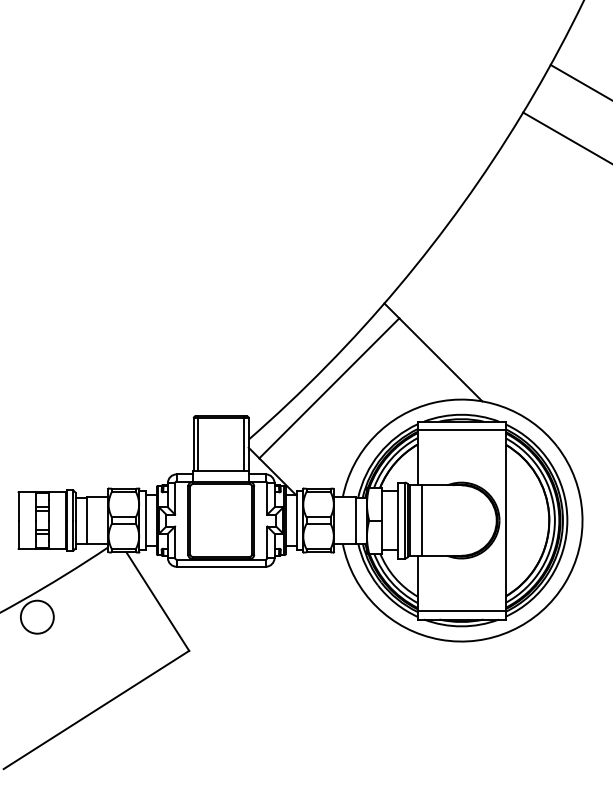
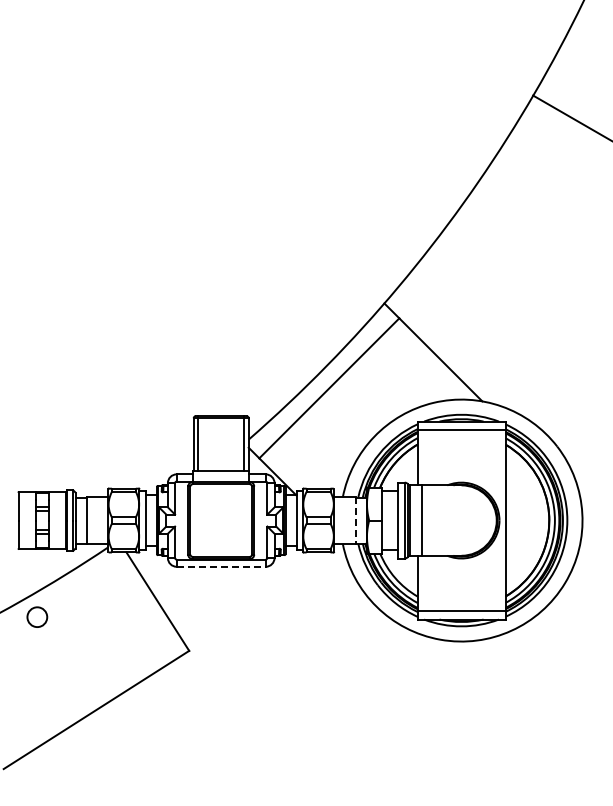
line: present -> none (579, 81)
line position: (566, 137) -> (571, 117) (571, 117)
line: solid -> dashed (355, 521)
line: solid -> dashed (221, 566)
circle diameter: 33 px -> 20 px (37, 617)
